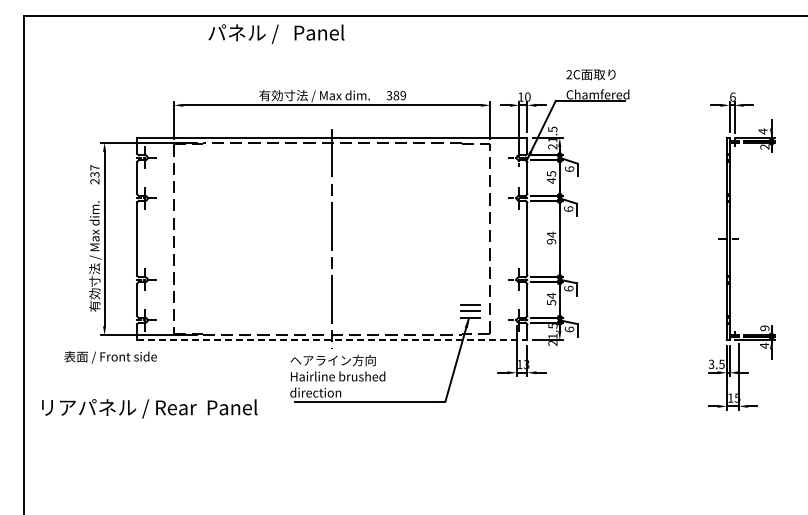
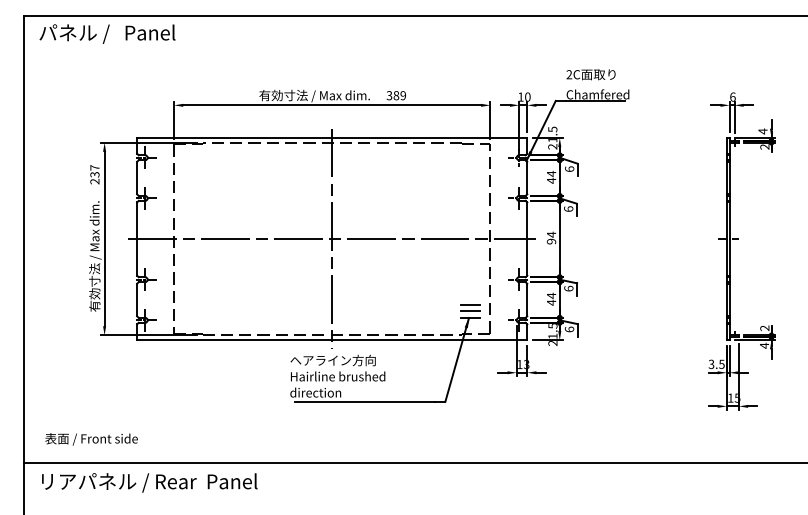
text position: (276, 33) -> (107, 33) (107, 33)
text: 45 -> 44 (551, 173)
line: none -> present (331, 239)
text: 54 -> 44 (551, 302)
text: 9 -> 2 (764, 328)
line: dashed -> solid (332, 340)
text position: (110, 357) -> (91, 439) (91, 439)
text position: (149, 408) -> (149, 482) (149, 482)
line: none -> present (414, 462)
